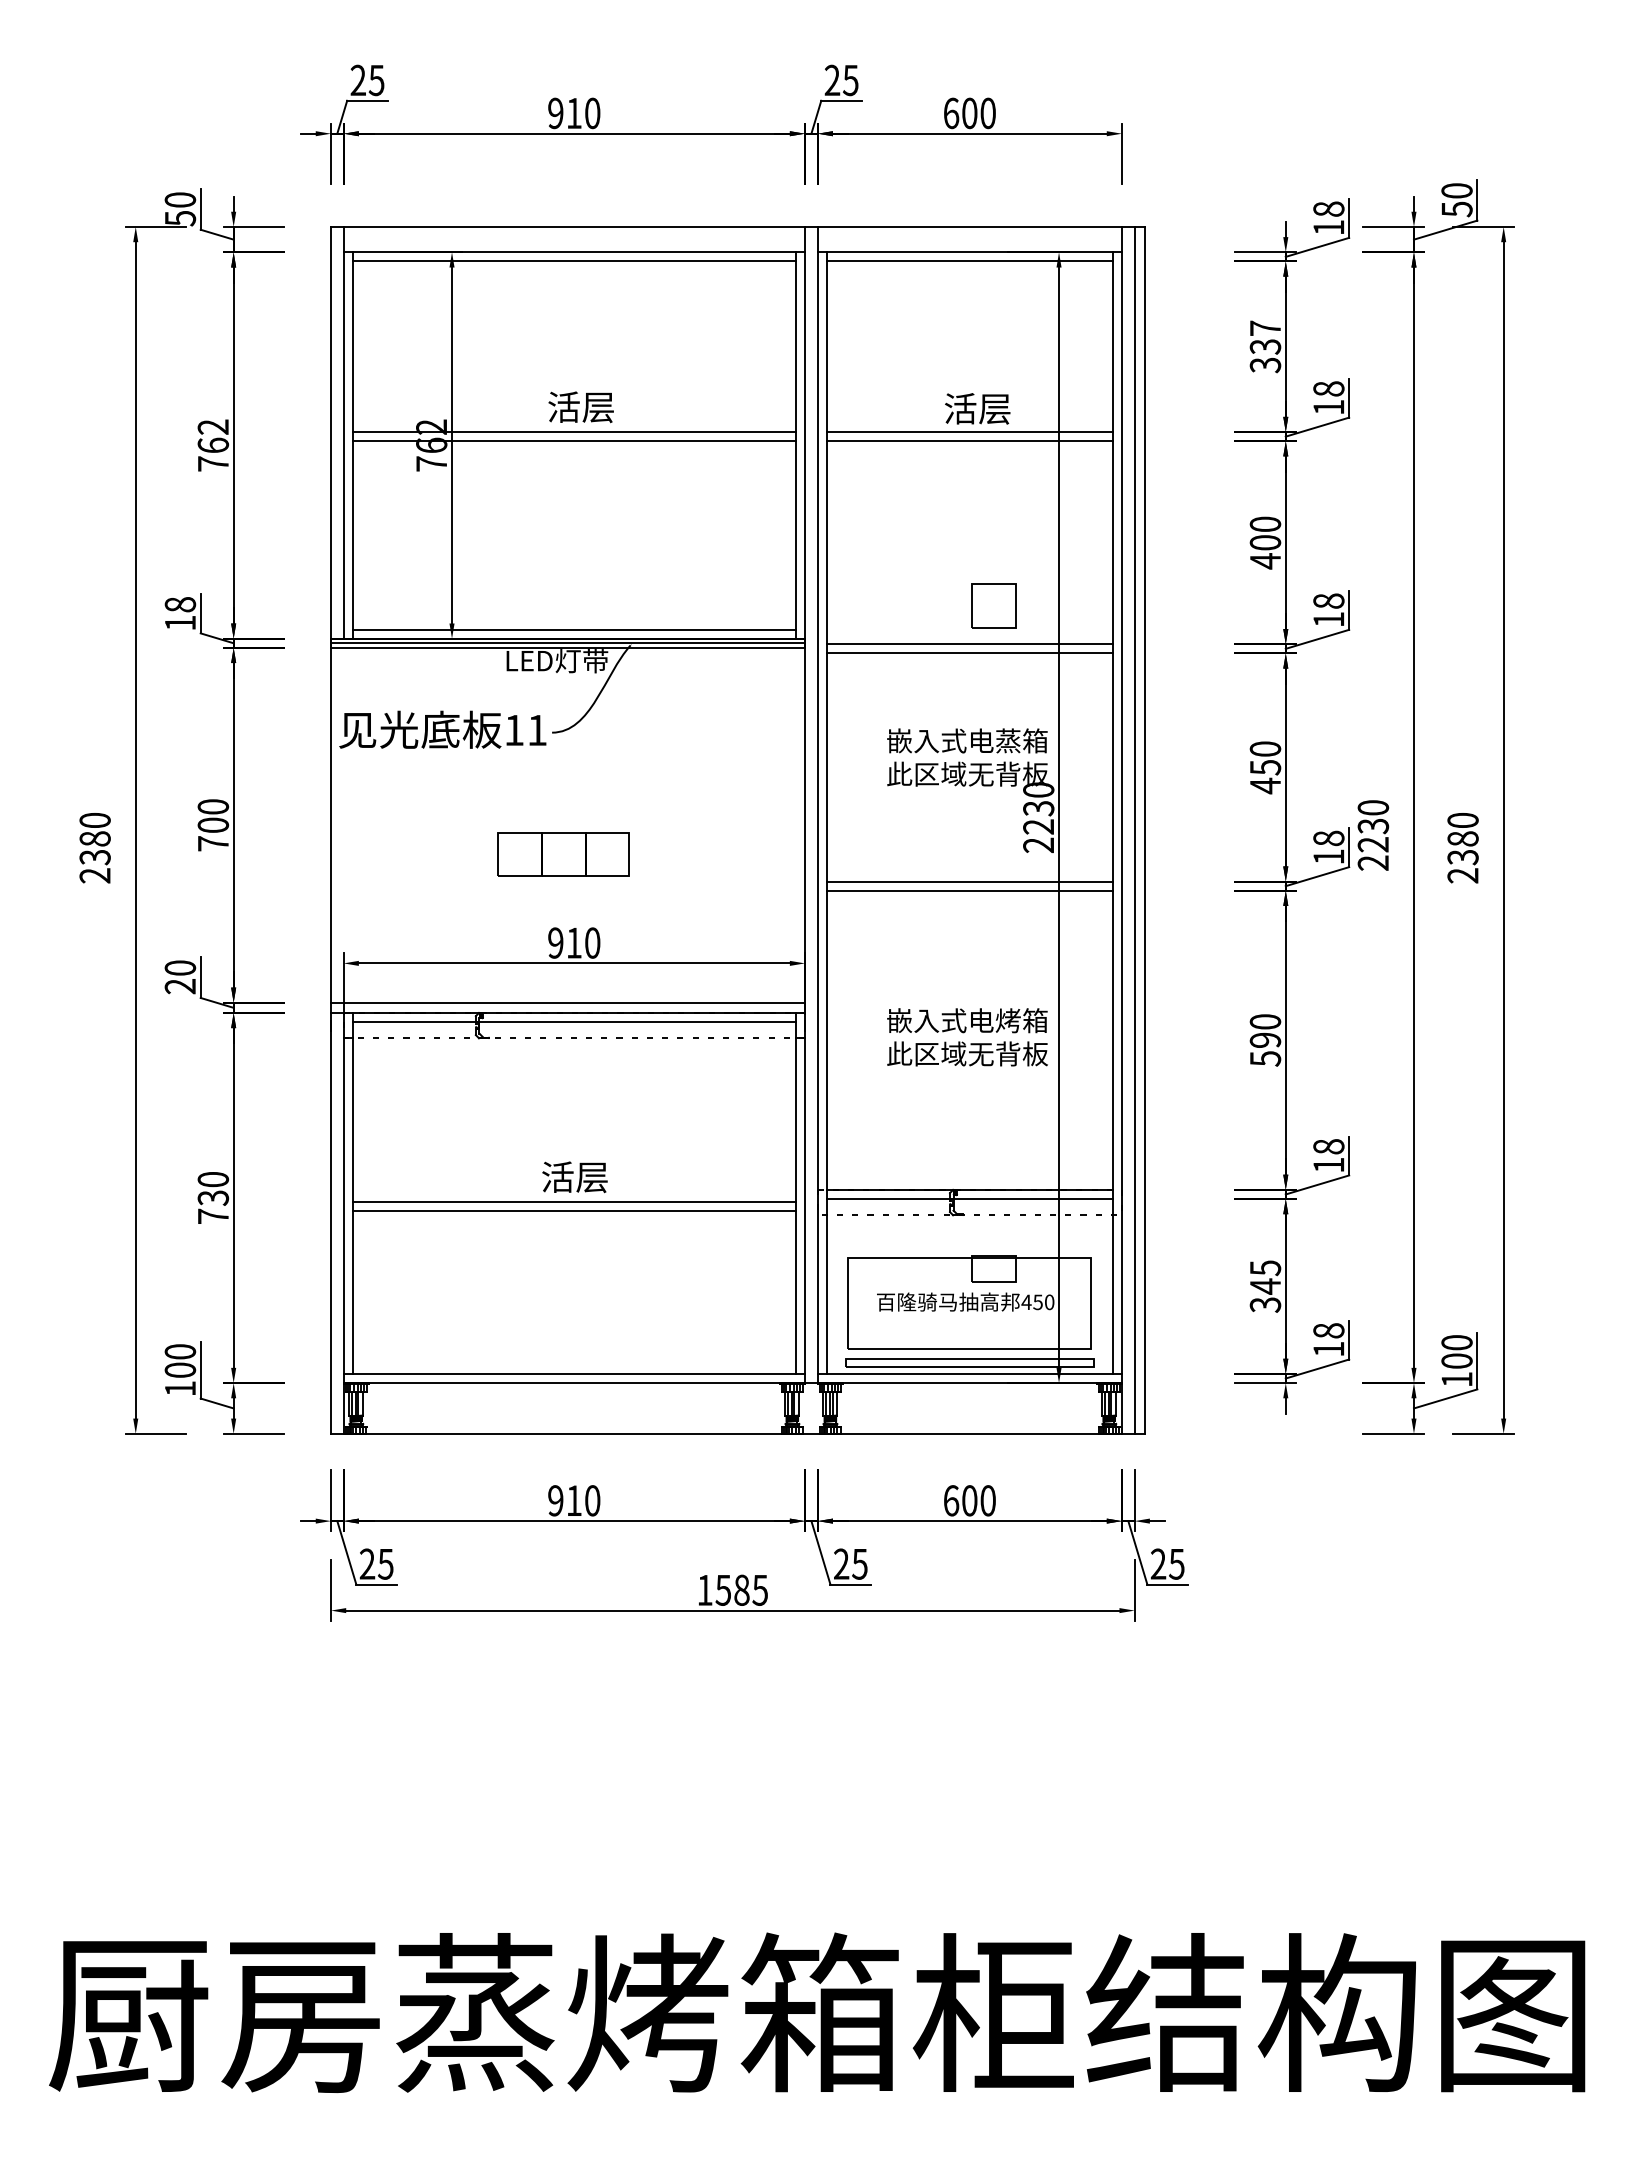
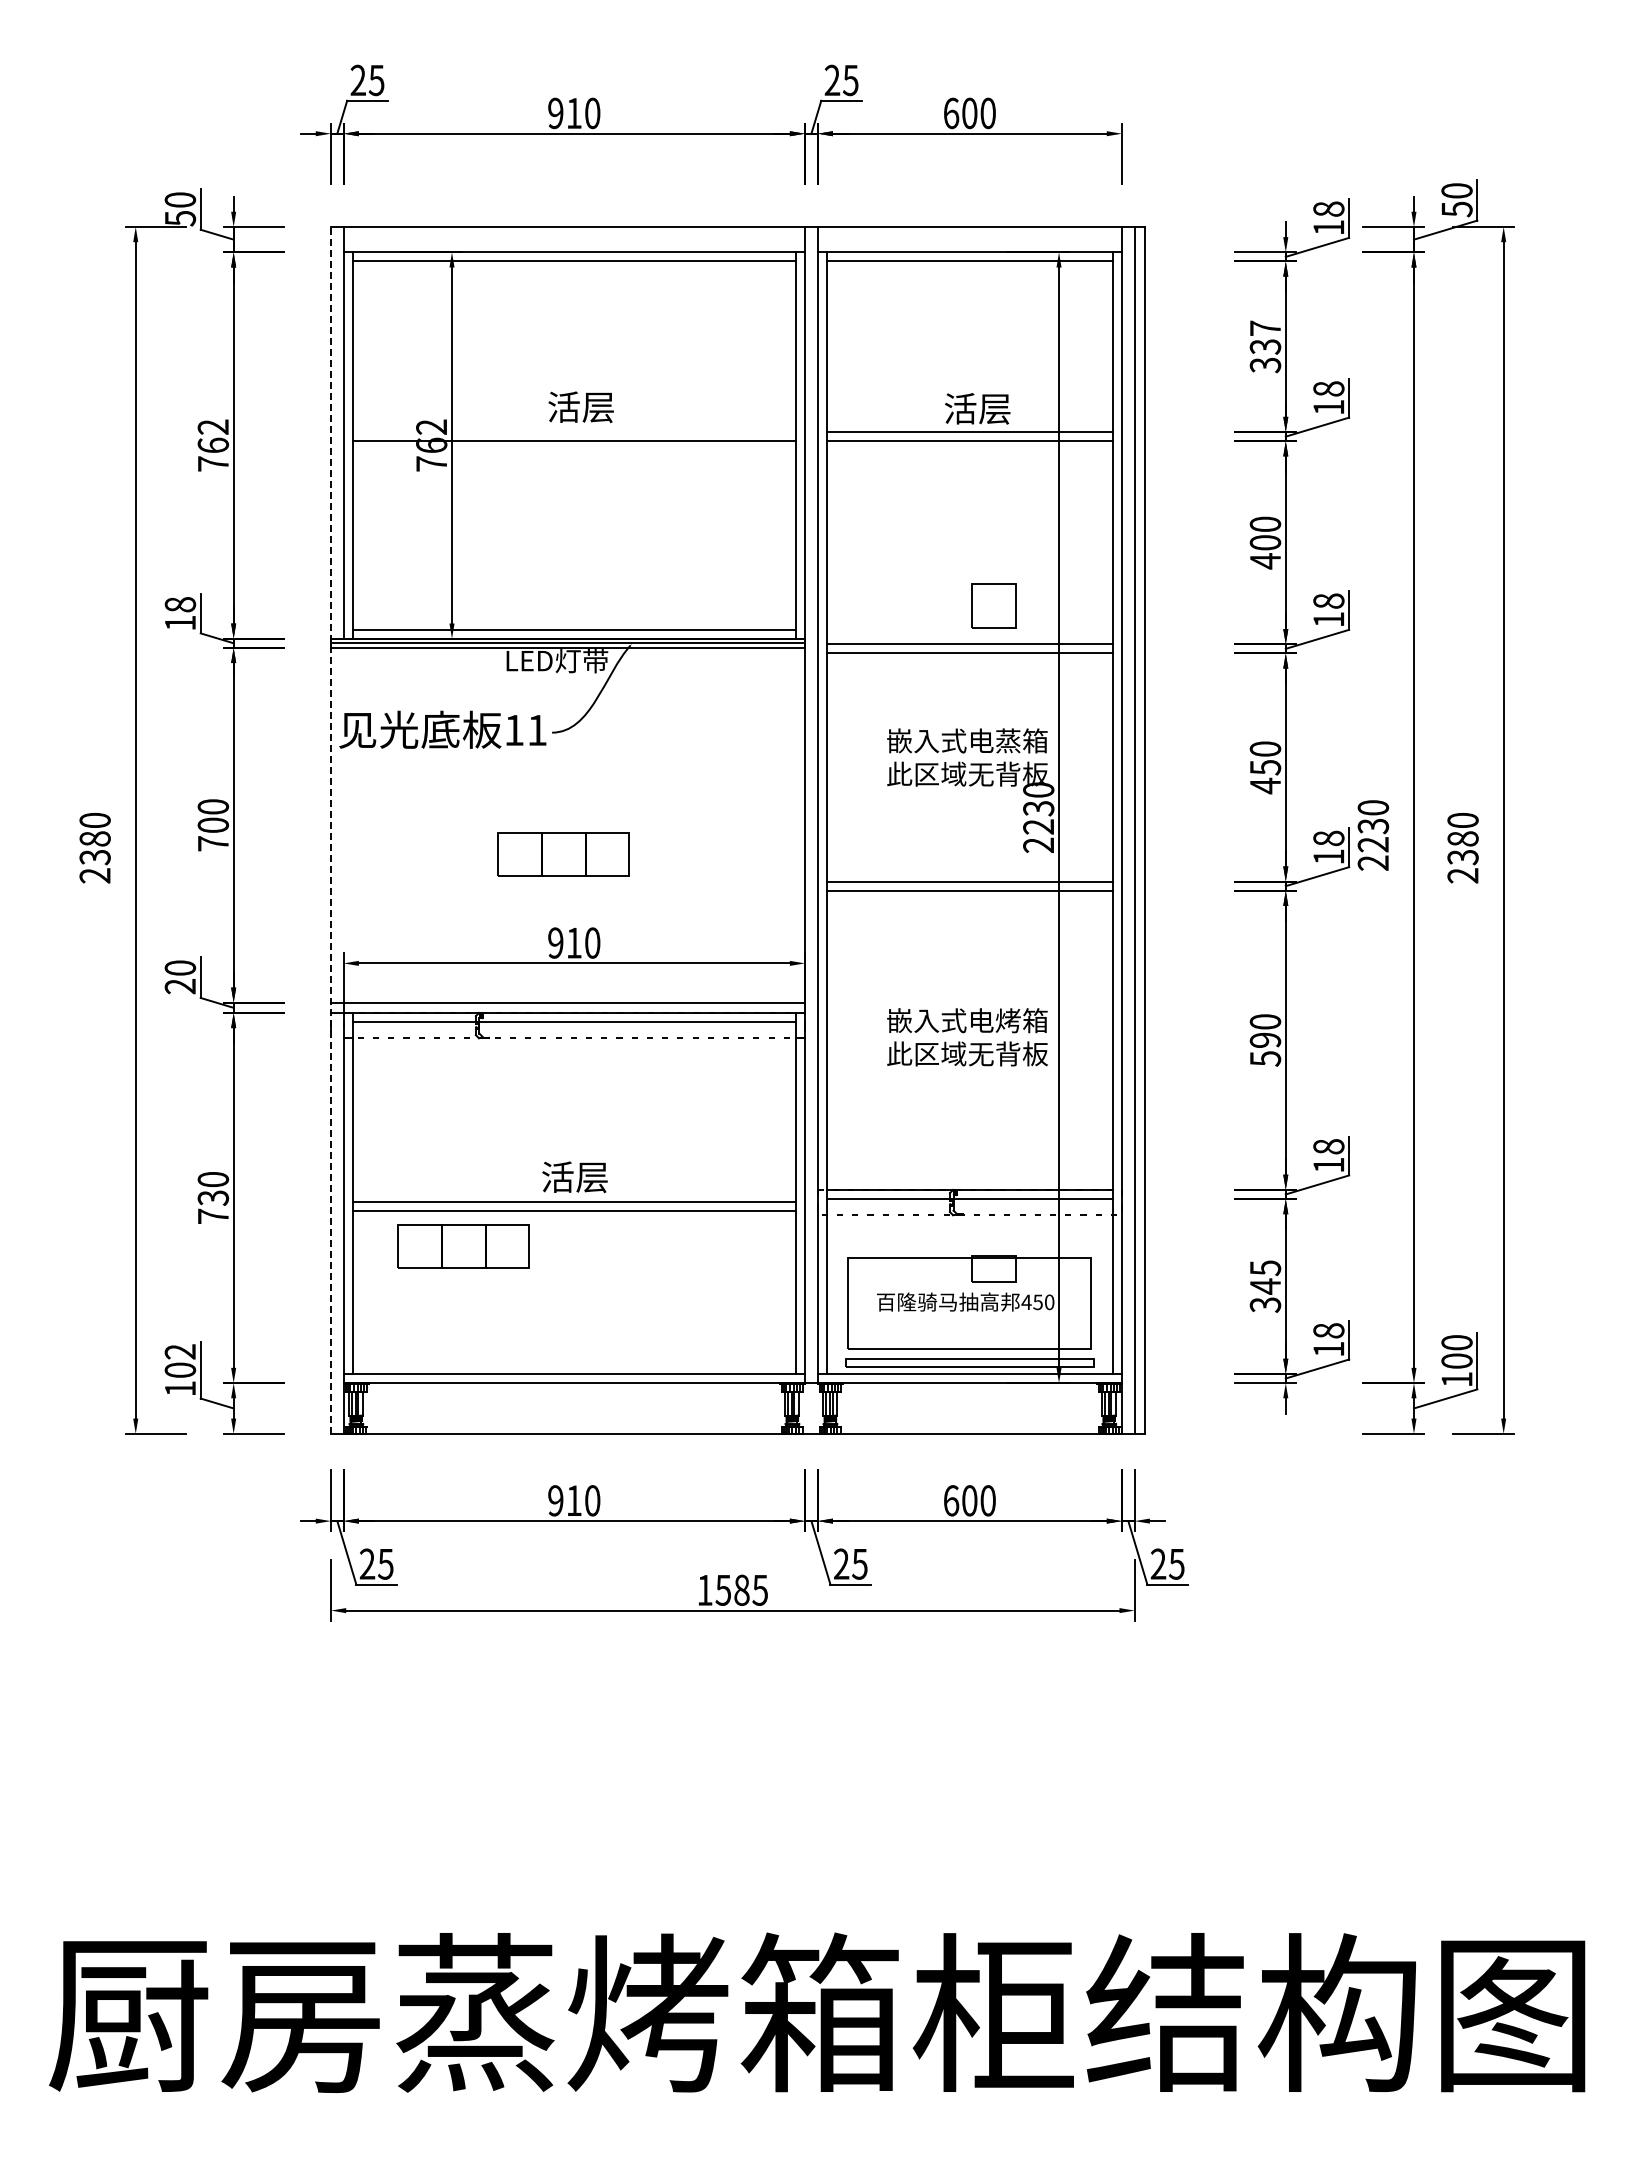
line: present -> none (573, 432)
line: solid -> dashed (330, 829)
part: none -> present (463, 1246)
text: 100 -> 102 (180, 1351)
